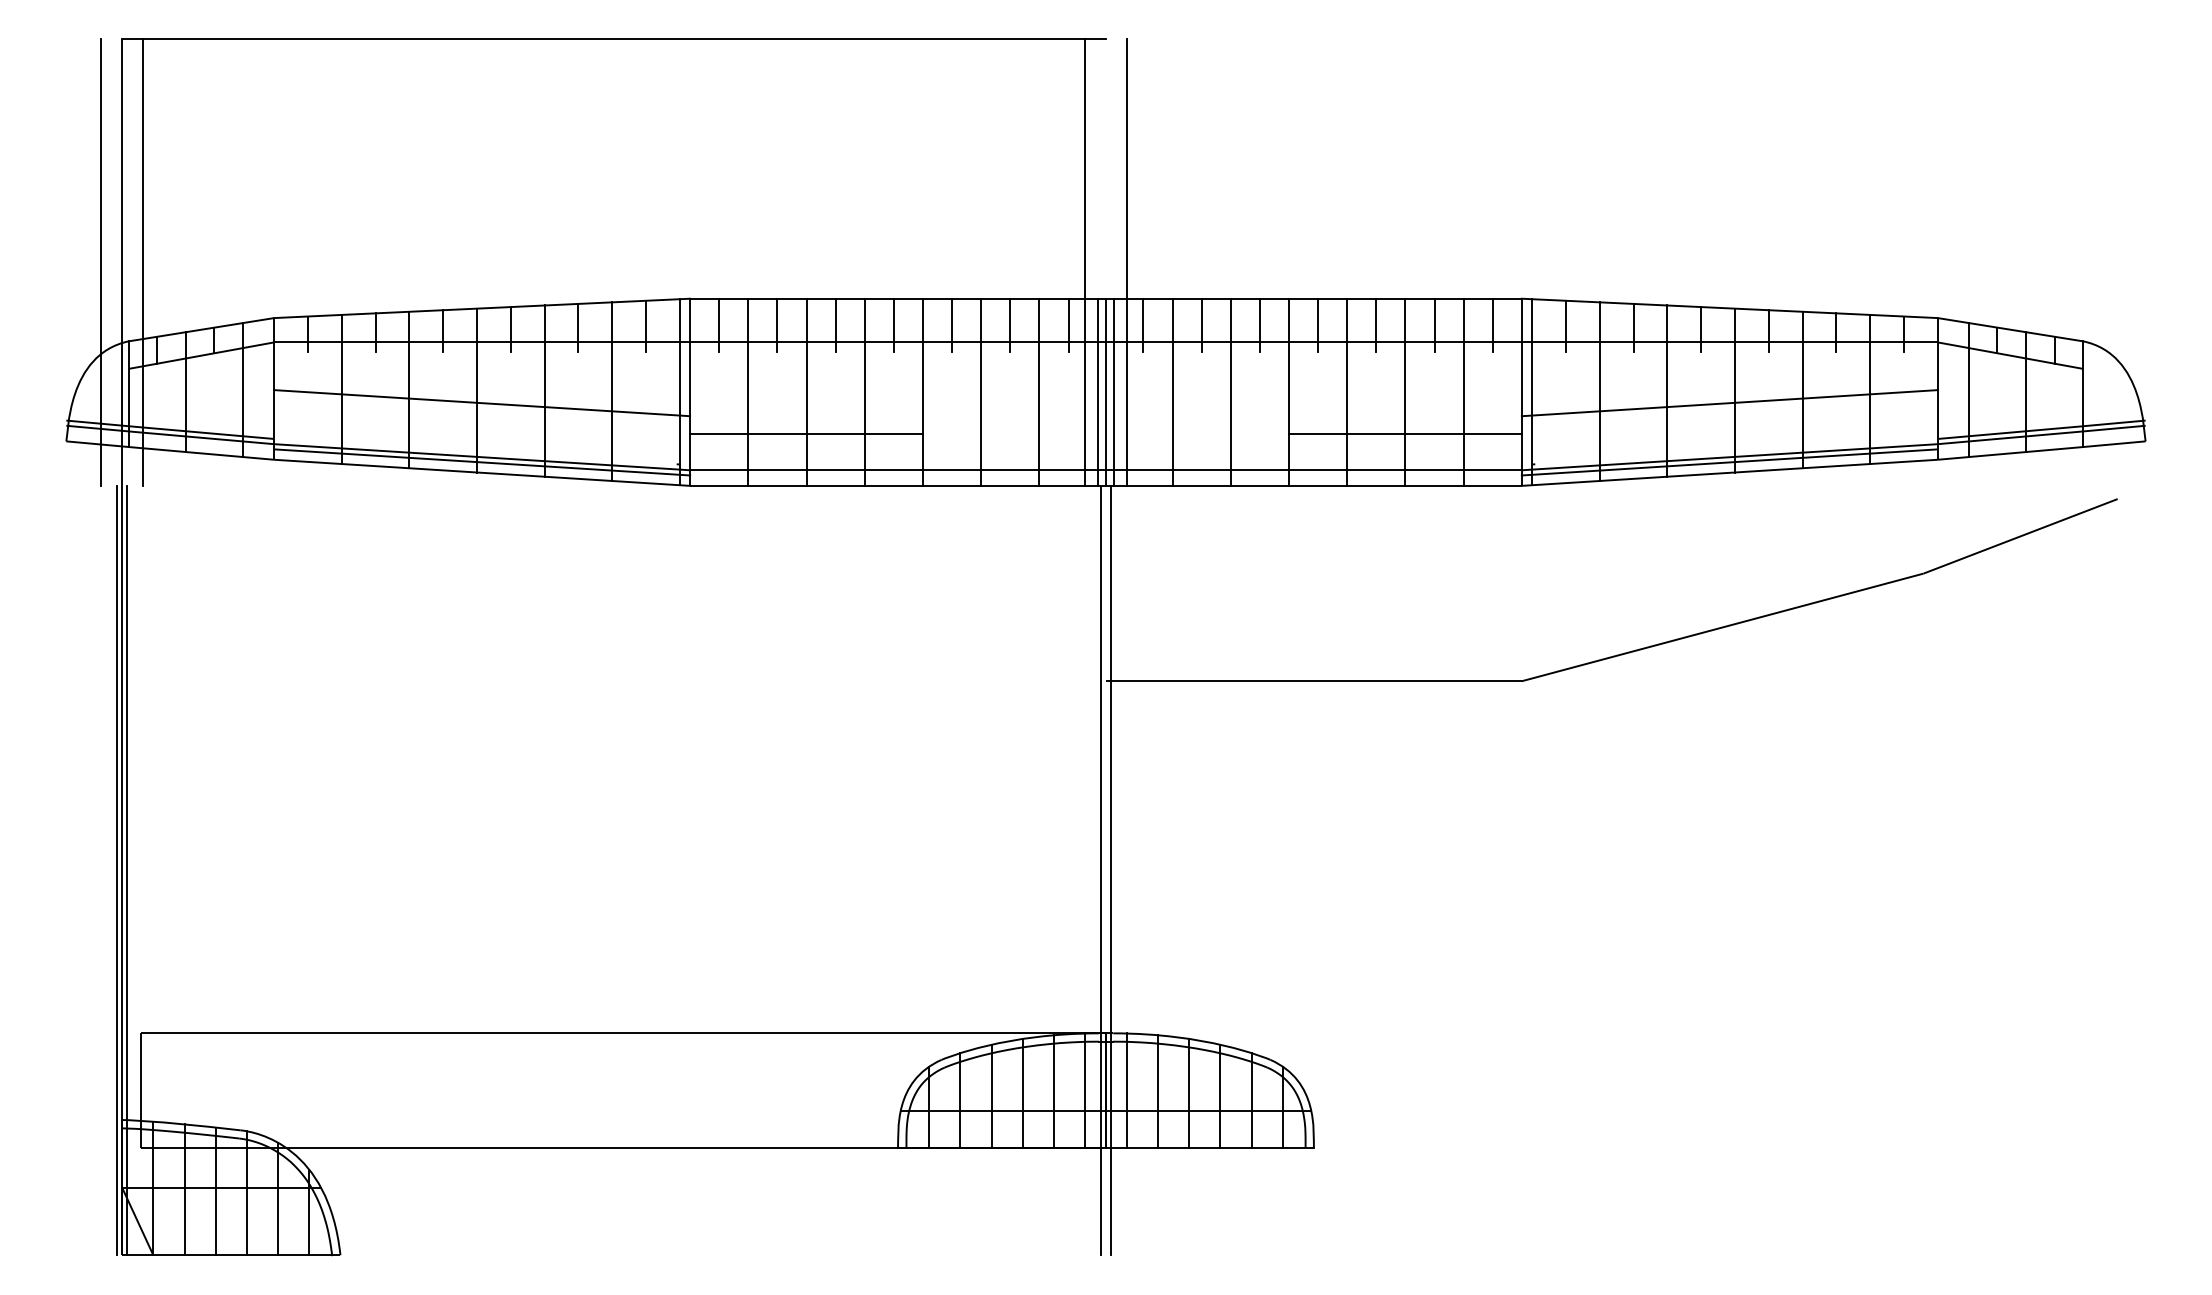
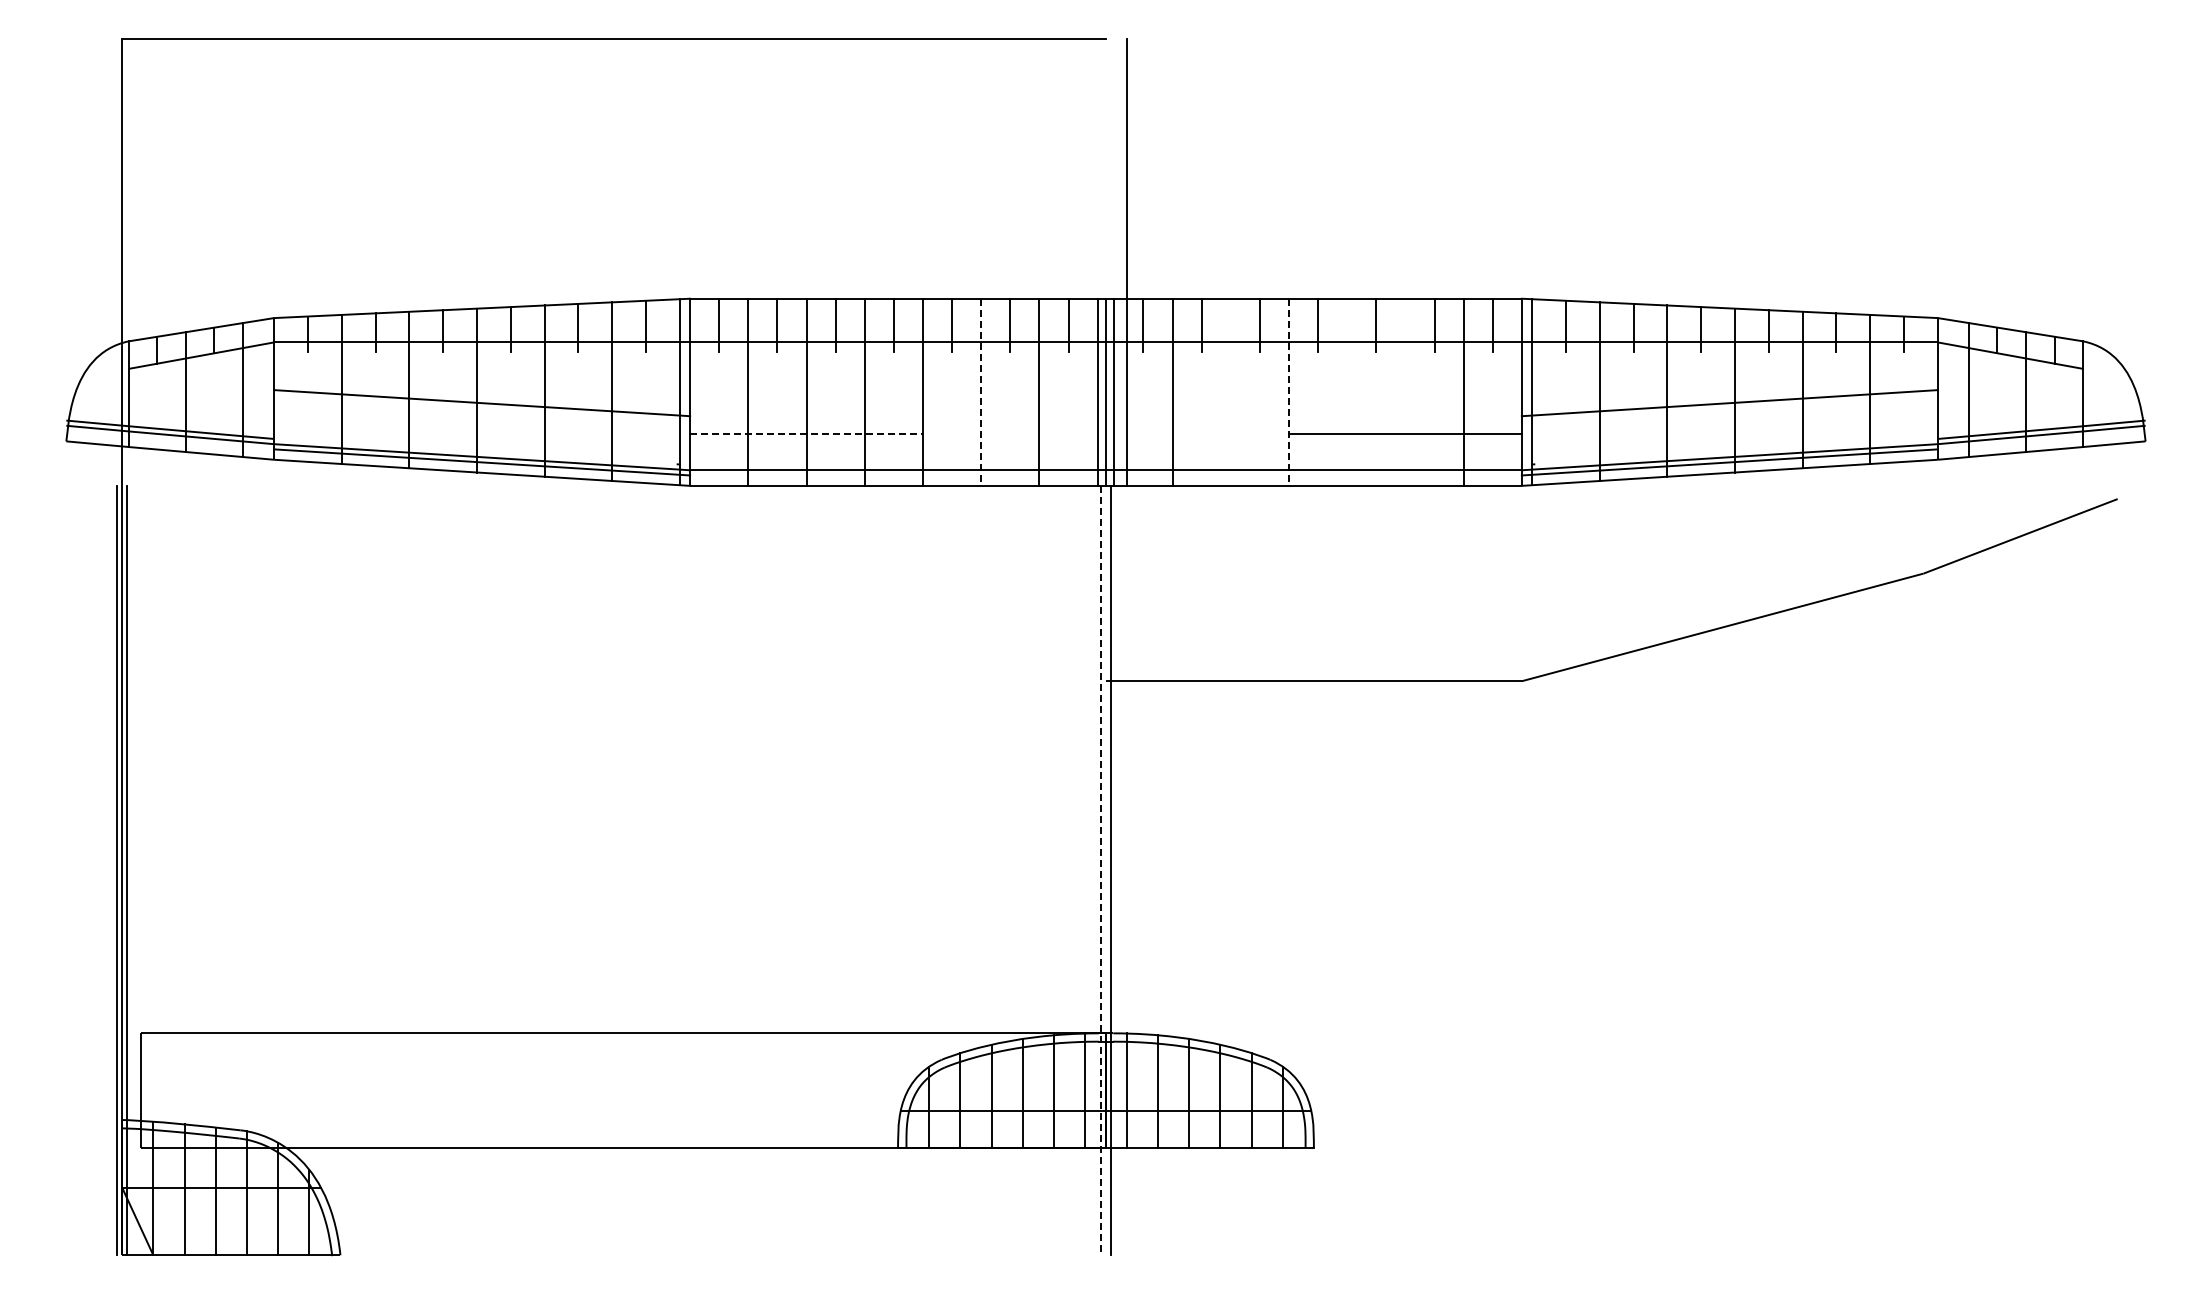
line: present -> none (101, 261)
line: present -> none (142, 261)
line: present -> none (1085, 261)
line: present -> none (1230, 391)
line: present -> none (1347, 391)
line: present -> none (1405, 391)
line: solid -> dashed (981, 392)
line: solid -> dashed (1288, 392)
line: solid -> dashed (807, 433)
line: solid -> dashed (1100, 870)
